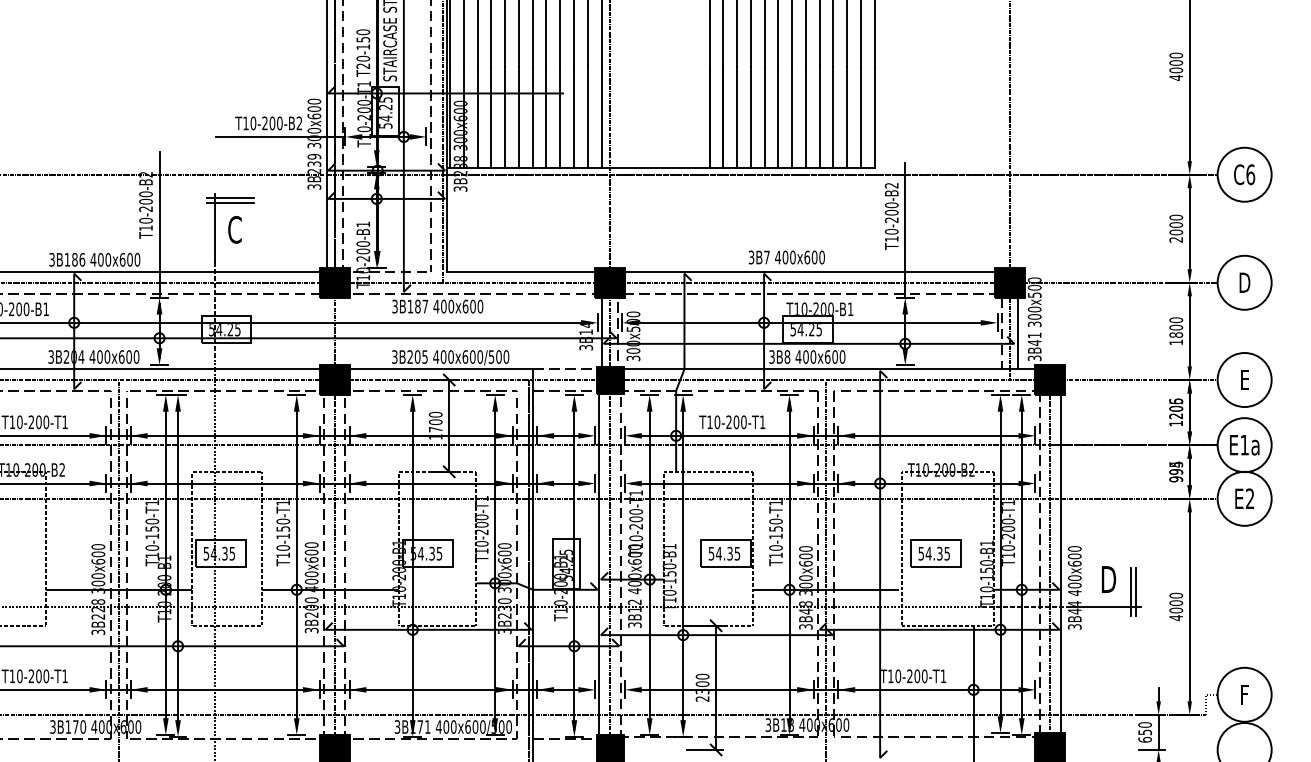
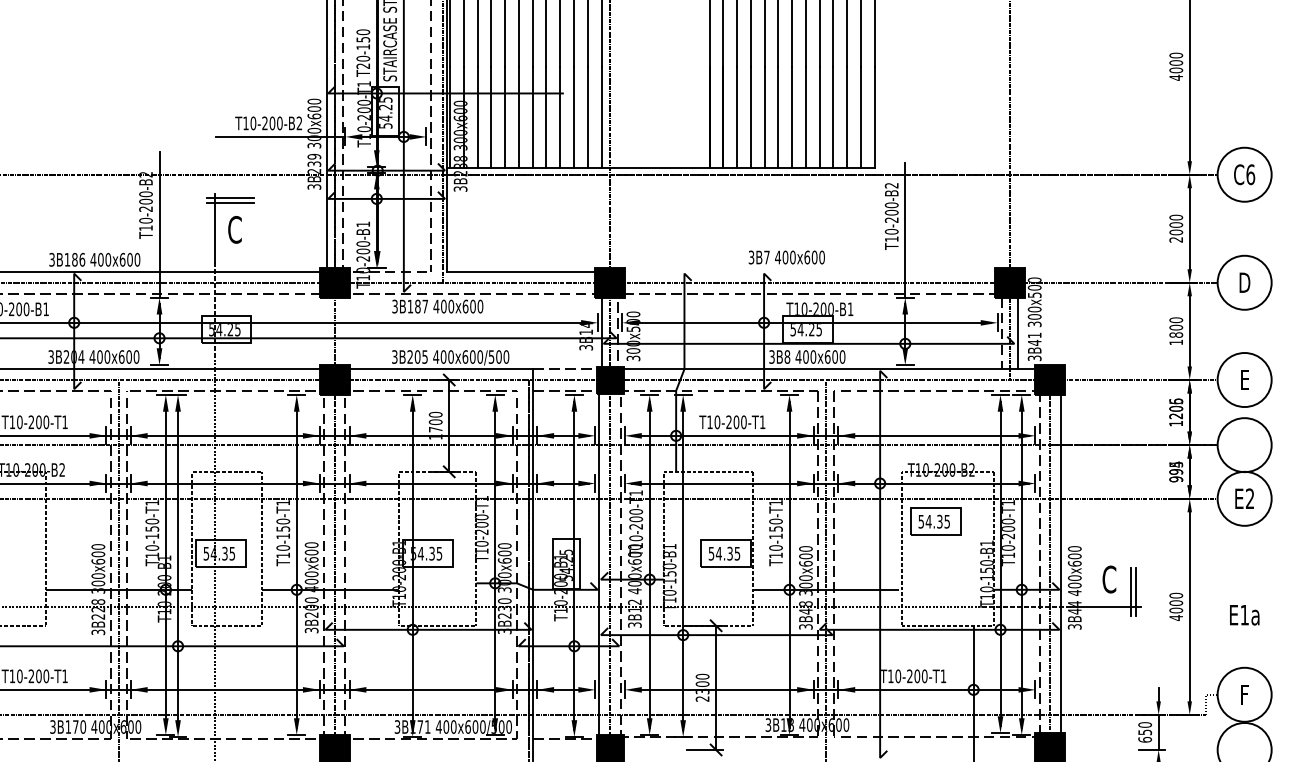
line: present -> none (809, 271)
text position: (1244, 445) -> (1244, 615) (1244, 615)
part position: (935, 553) -> (935, 521) (935, 521)
text: D -> C (1108, 579)
